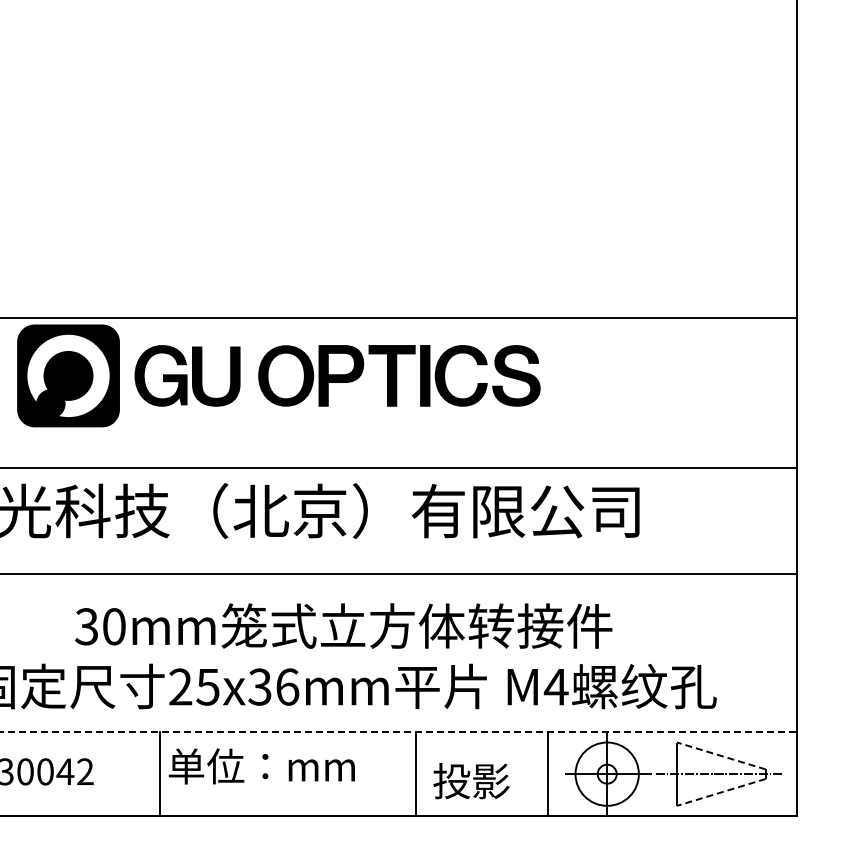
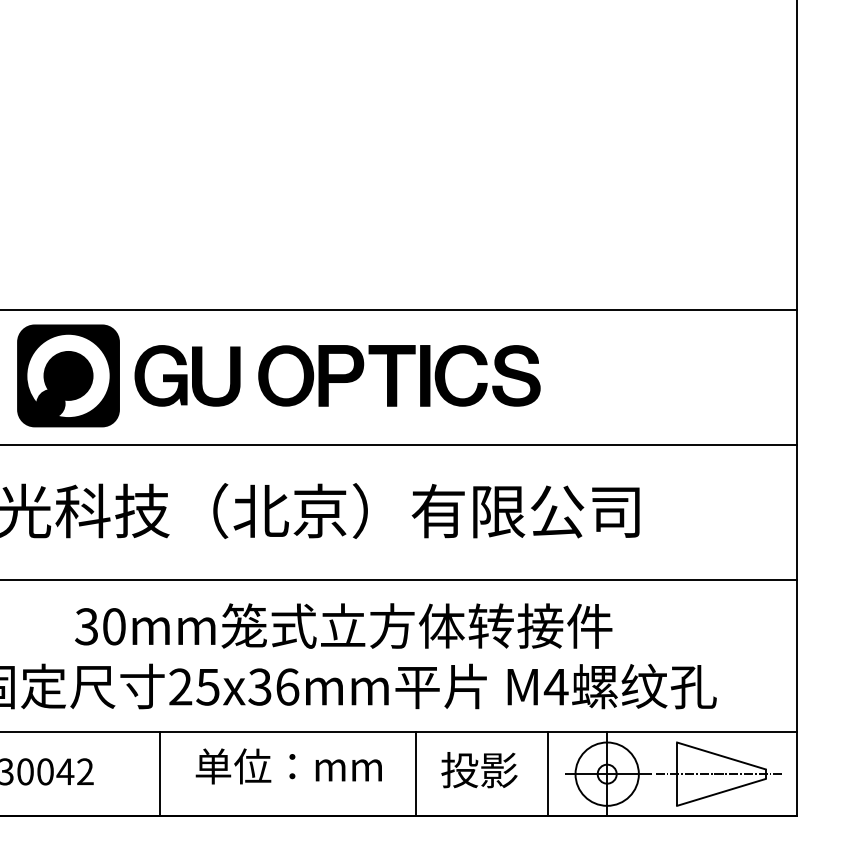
line position: (399, 317) -> (399, 309) (399, 309)
line position: (399, 467) -> (399, 444) (399, 444)
line position: (399, 573) -> (399, 579) (399, 579)
line: dashed -> solid (399, 731)
line: dashed -> solid (720, 755)
text position: (261, 766) -> (288, 766) (288, 766)
text position: (471, 781) -> (479, 770) (479, 770)
line: dashed -> solid (720, 792)
